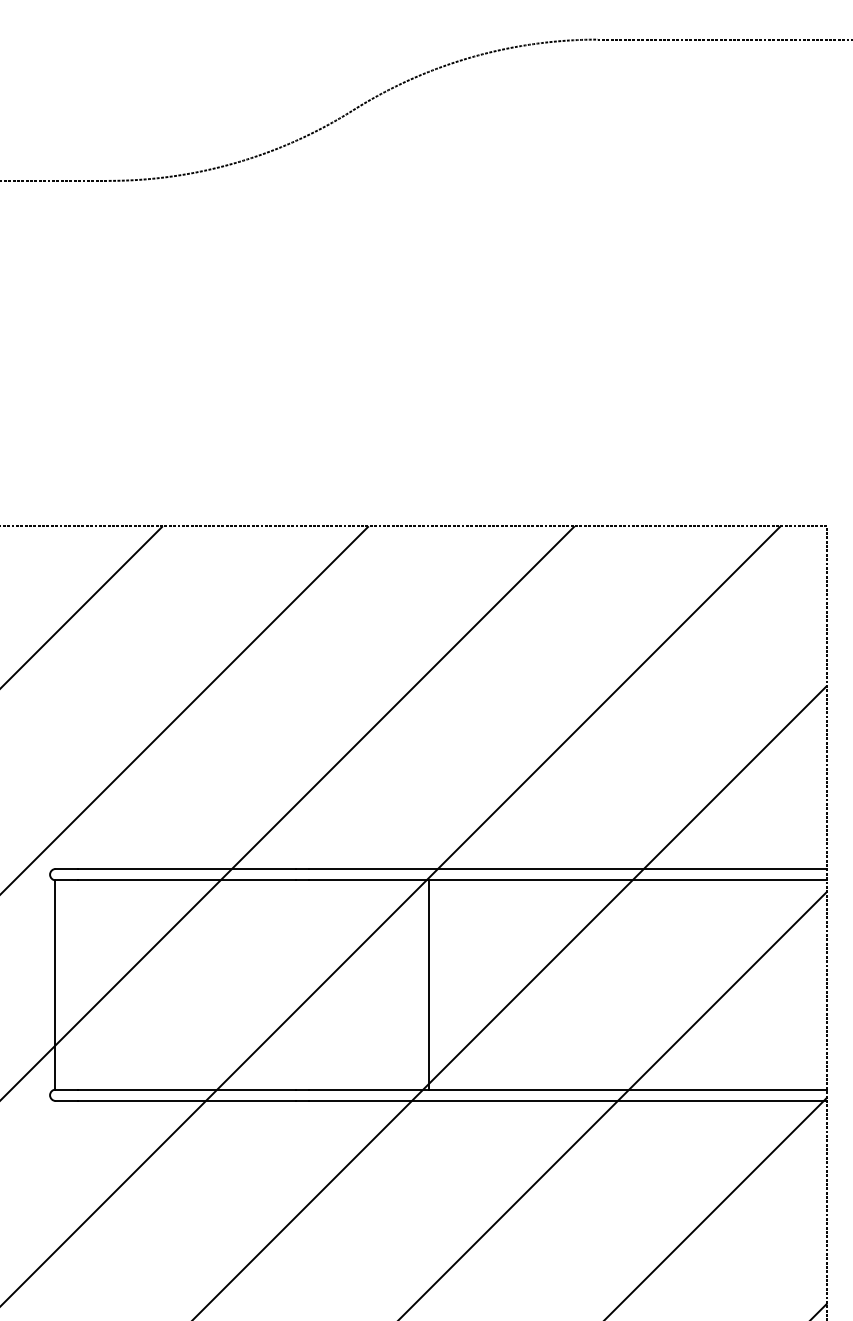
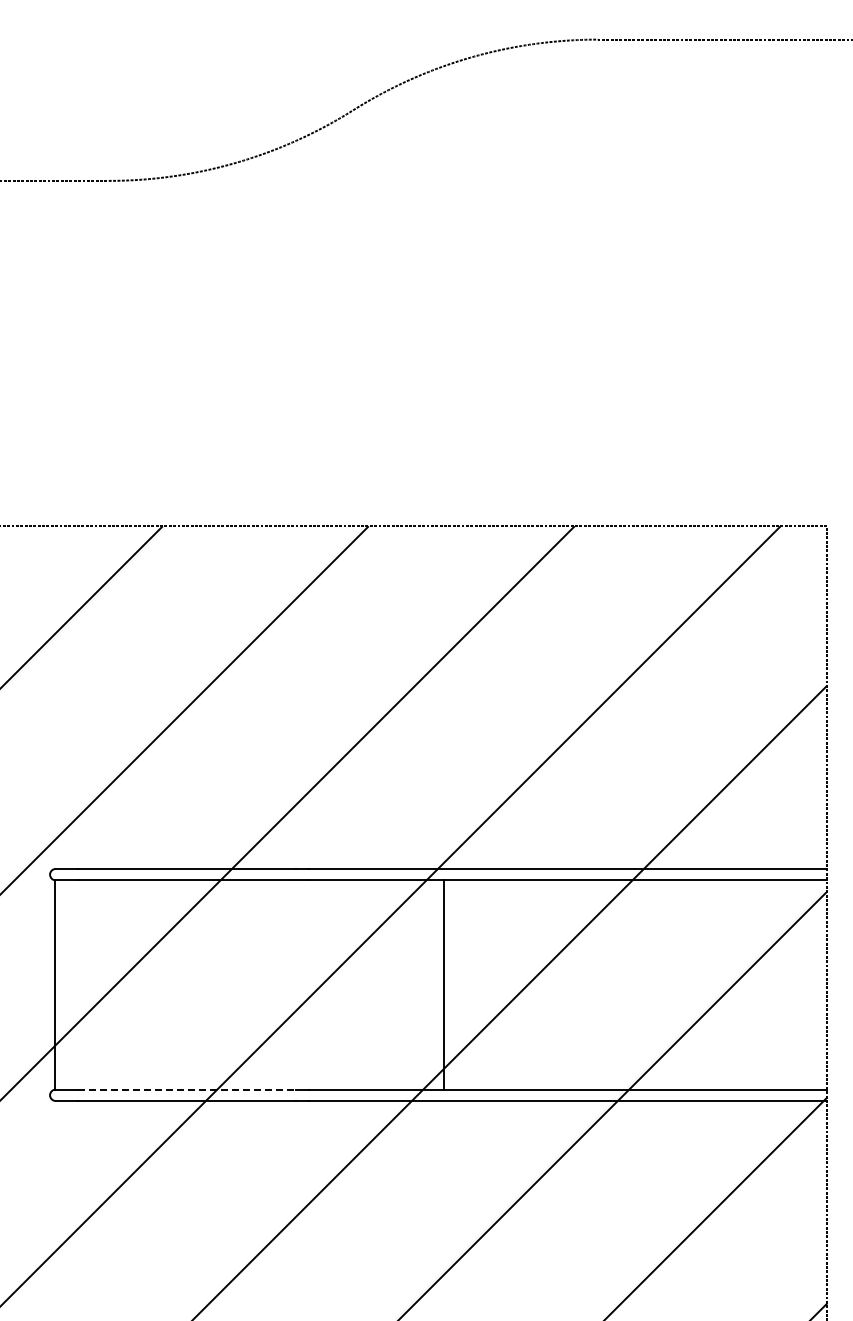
line position: (429, 984) -> (444, 984) (444, 984)
line: solid -> dashed (187, 1089)
